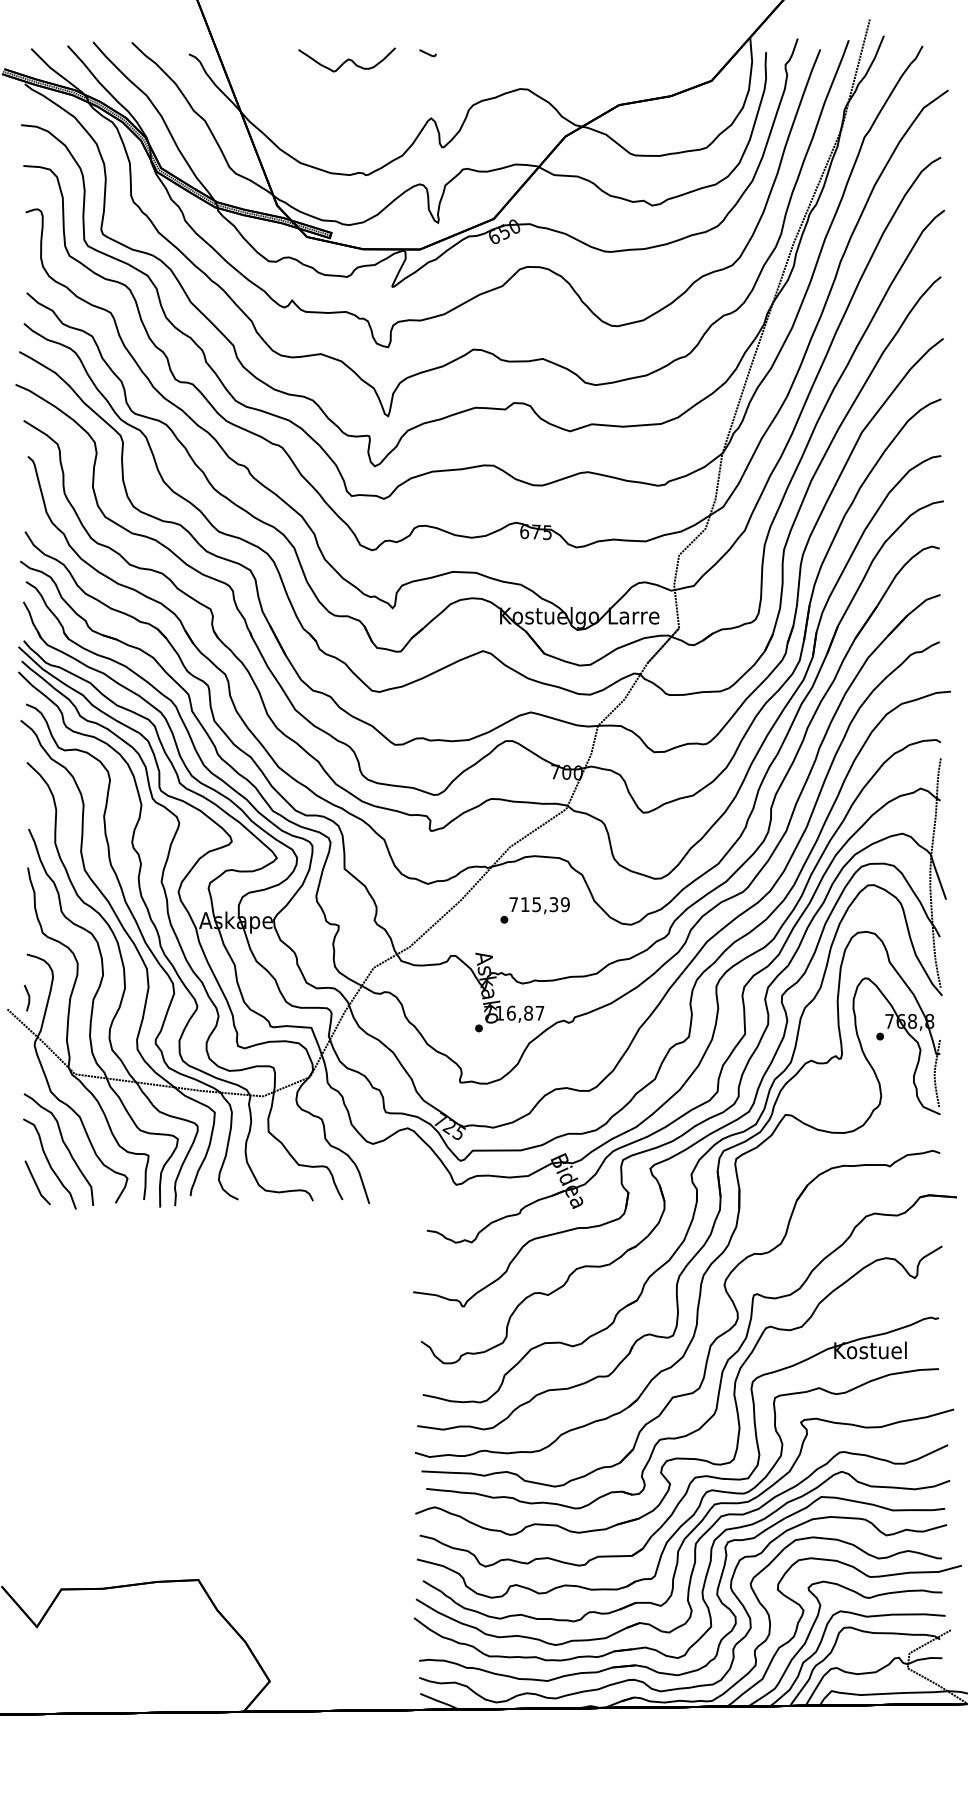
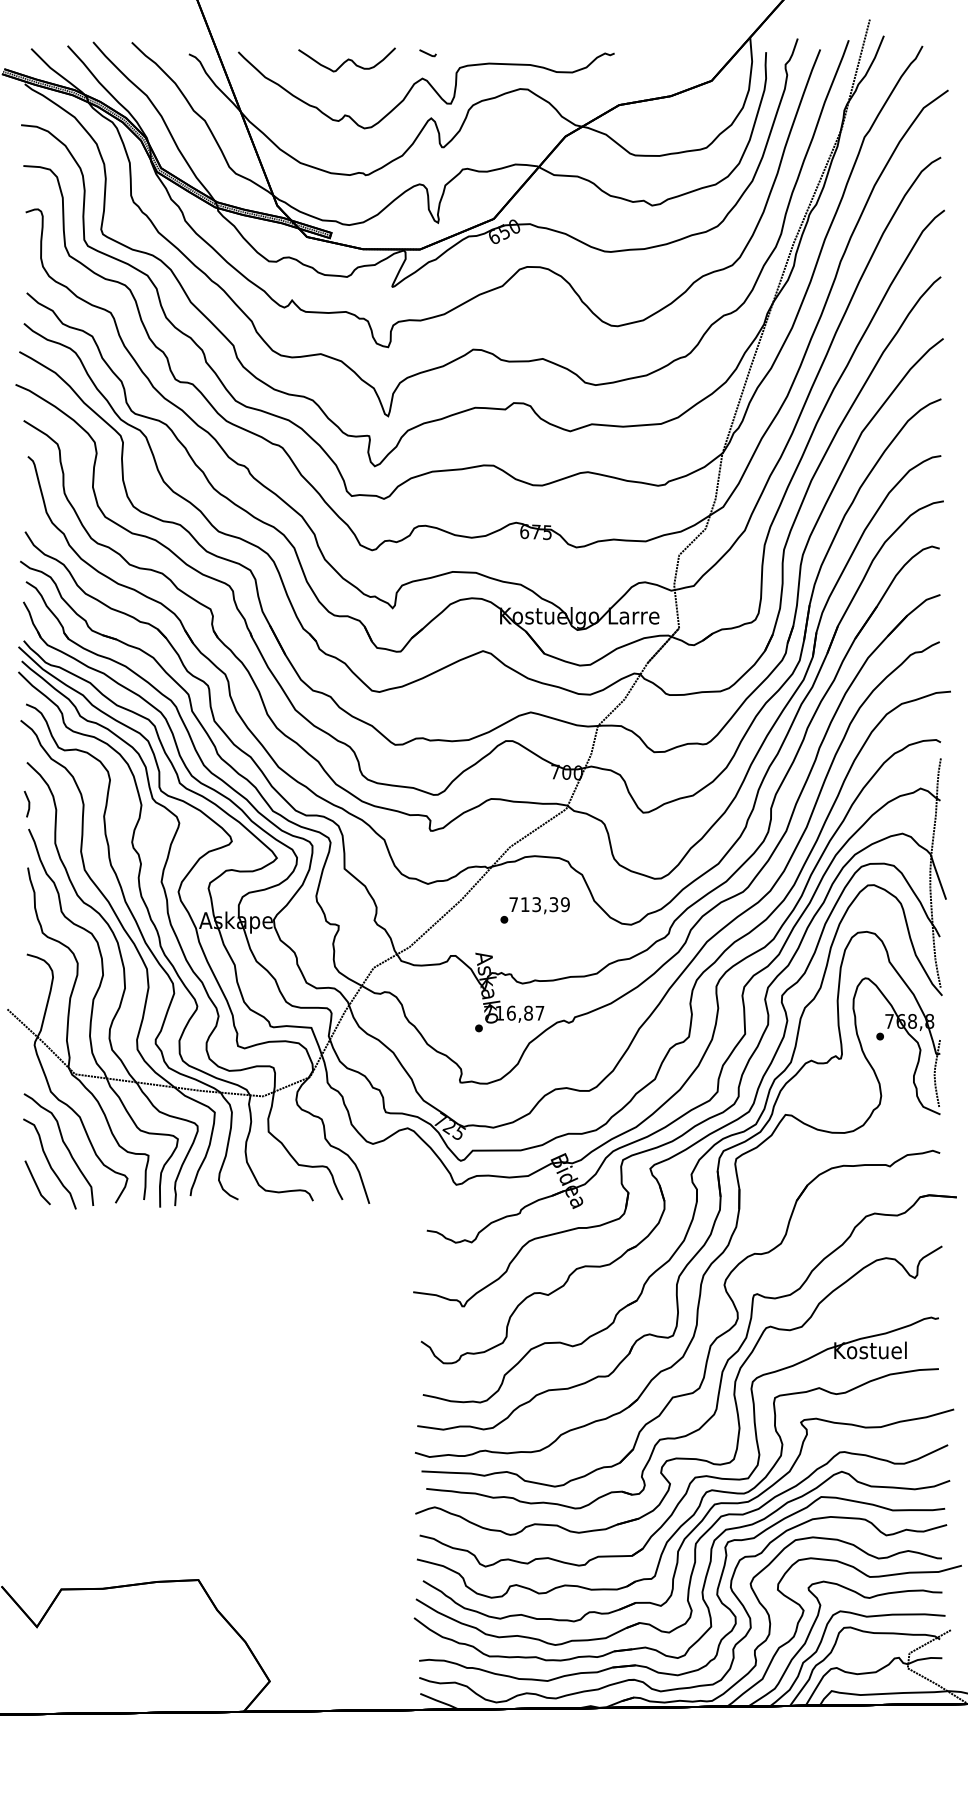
curve: none -> present (430, 86)
text: 715,39 -> 713,39 (536, 904)
line position: (28, 997) -> (28, 803) (28, 803)
